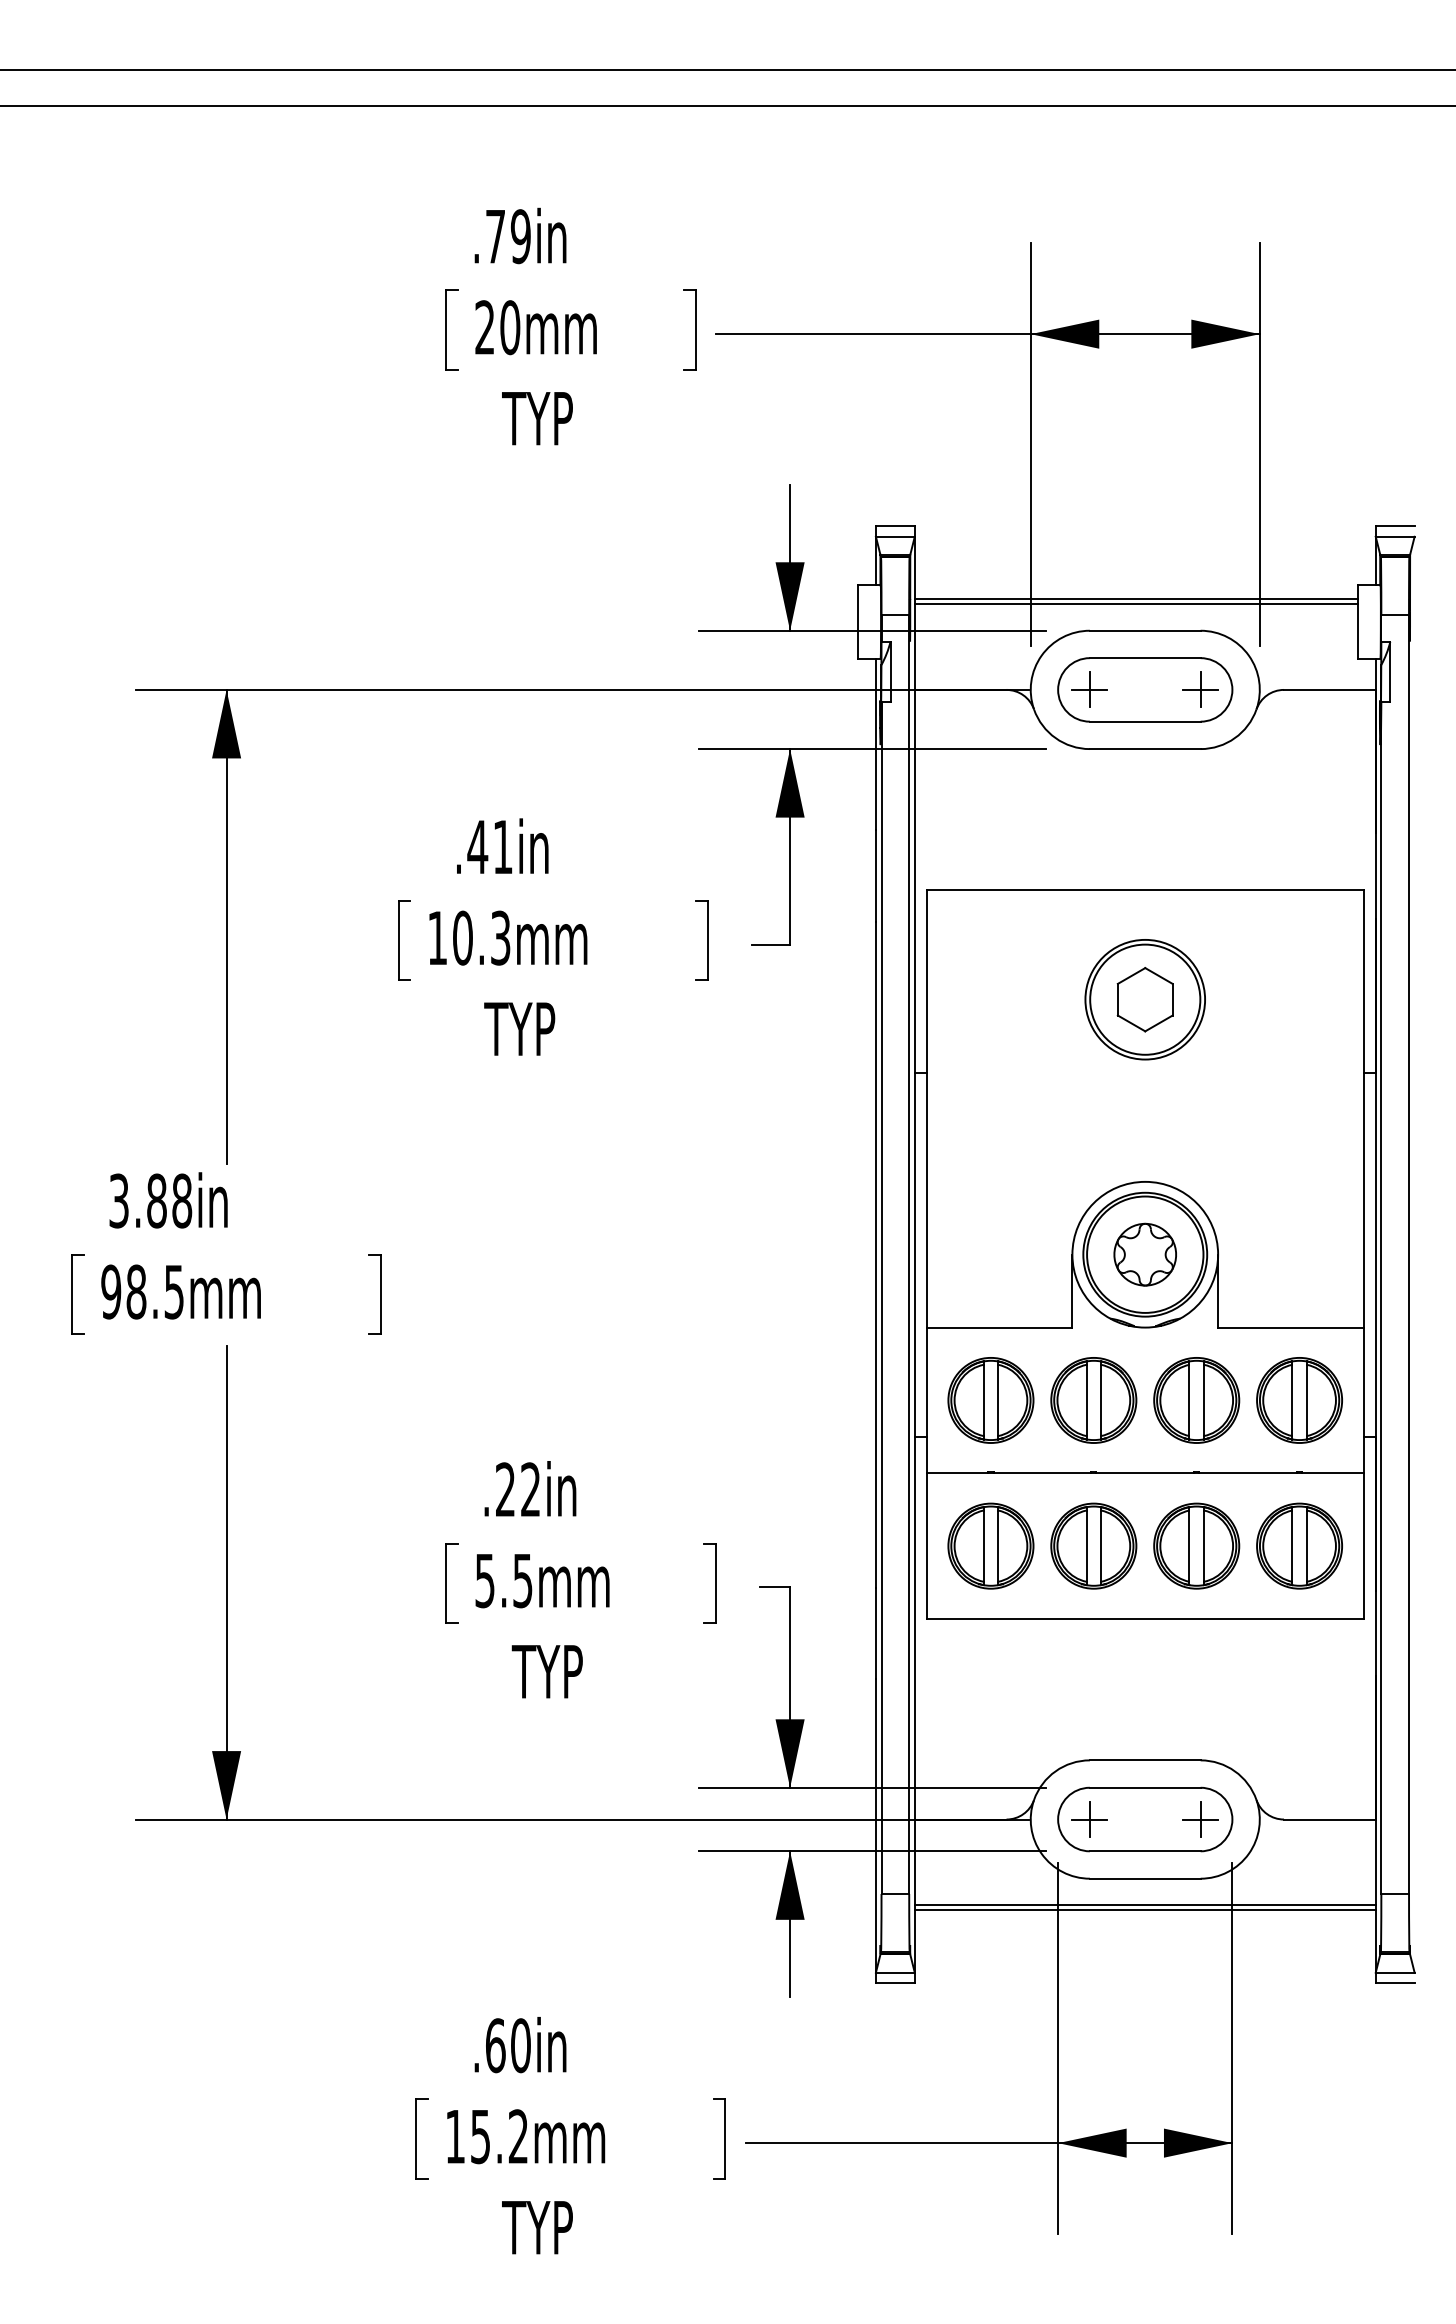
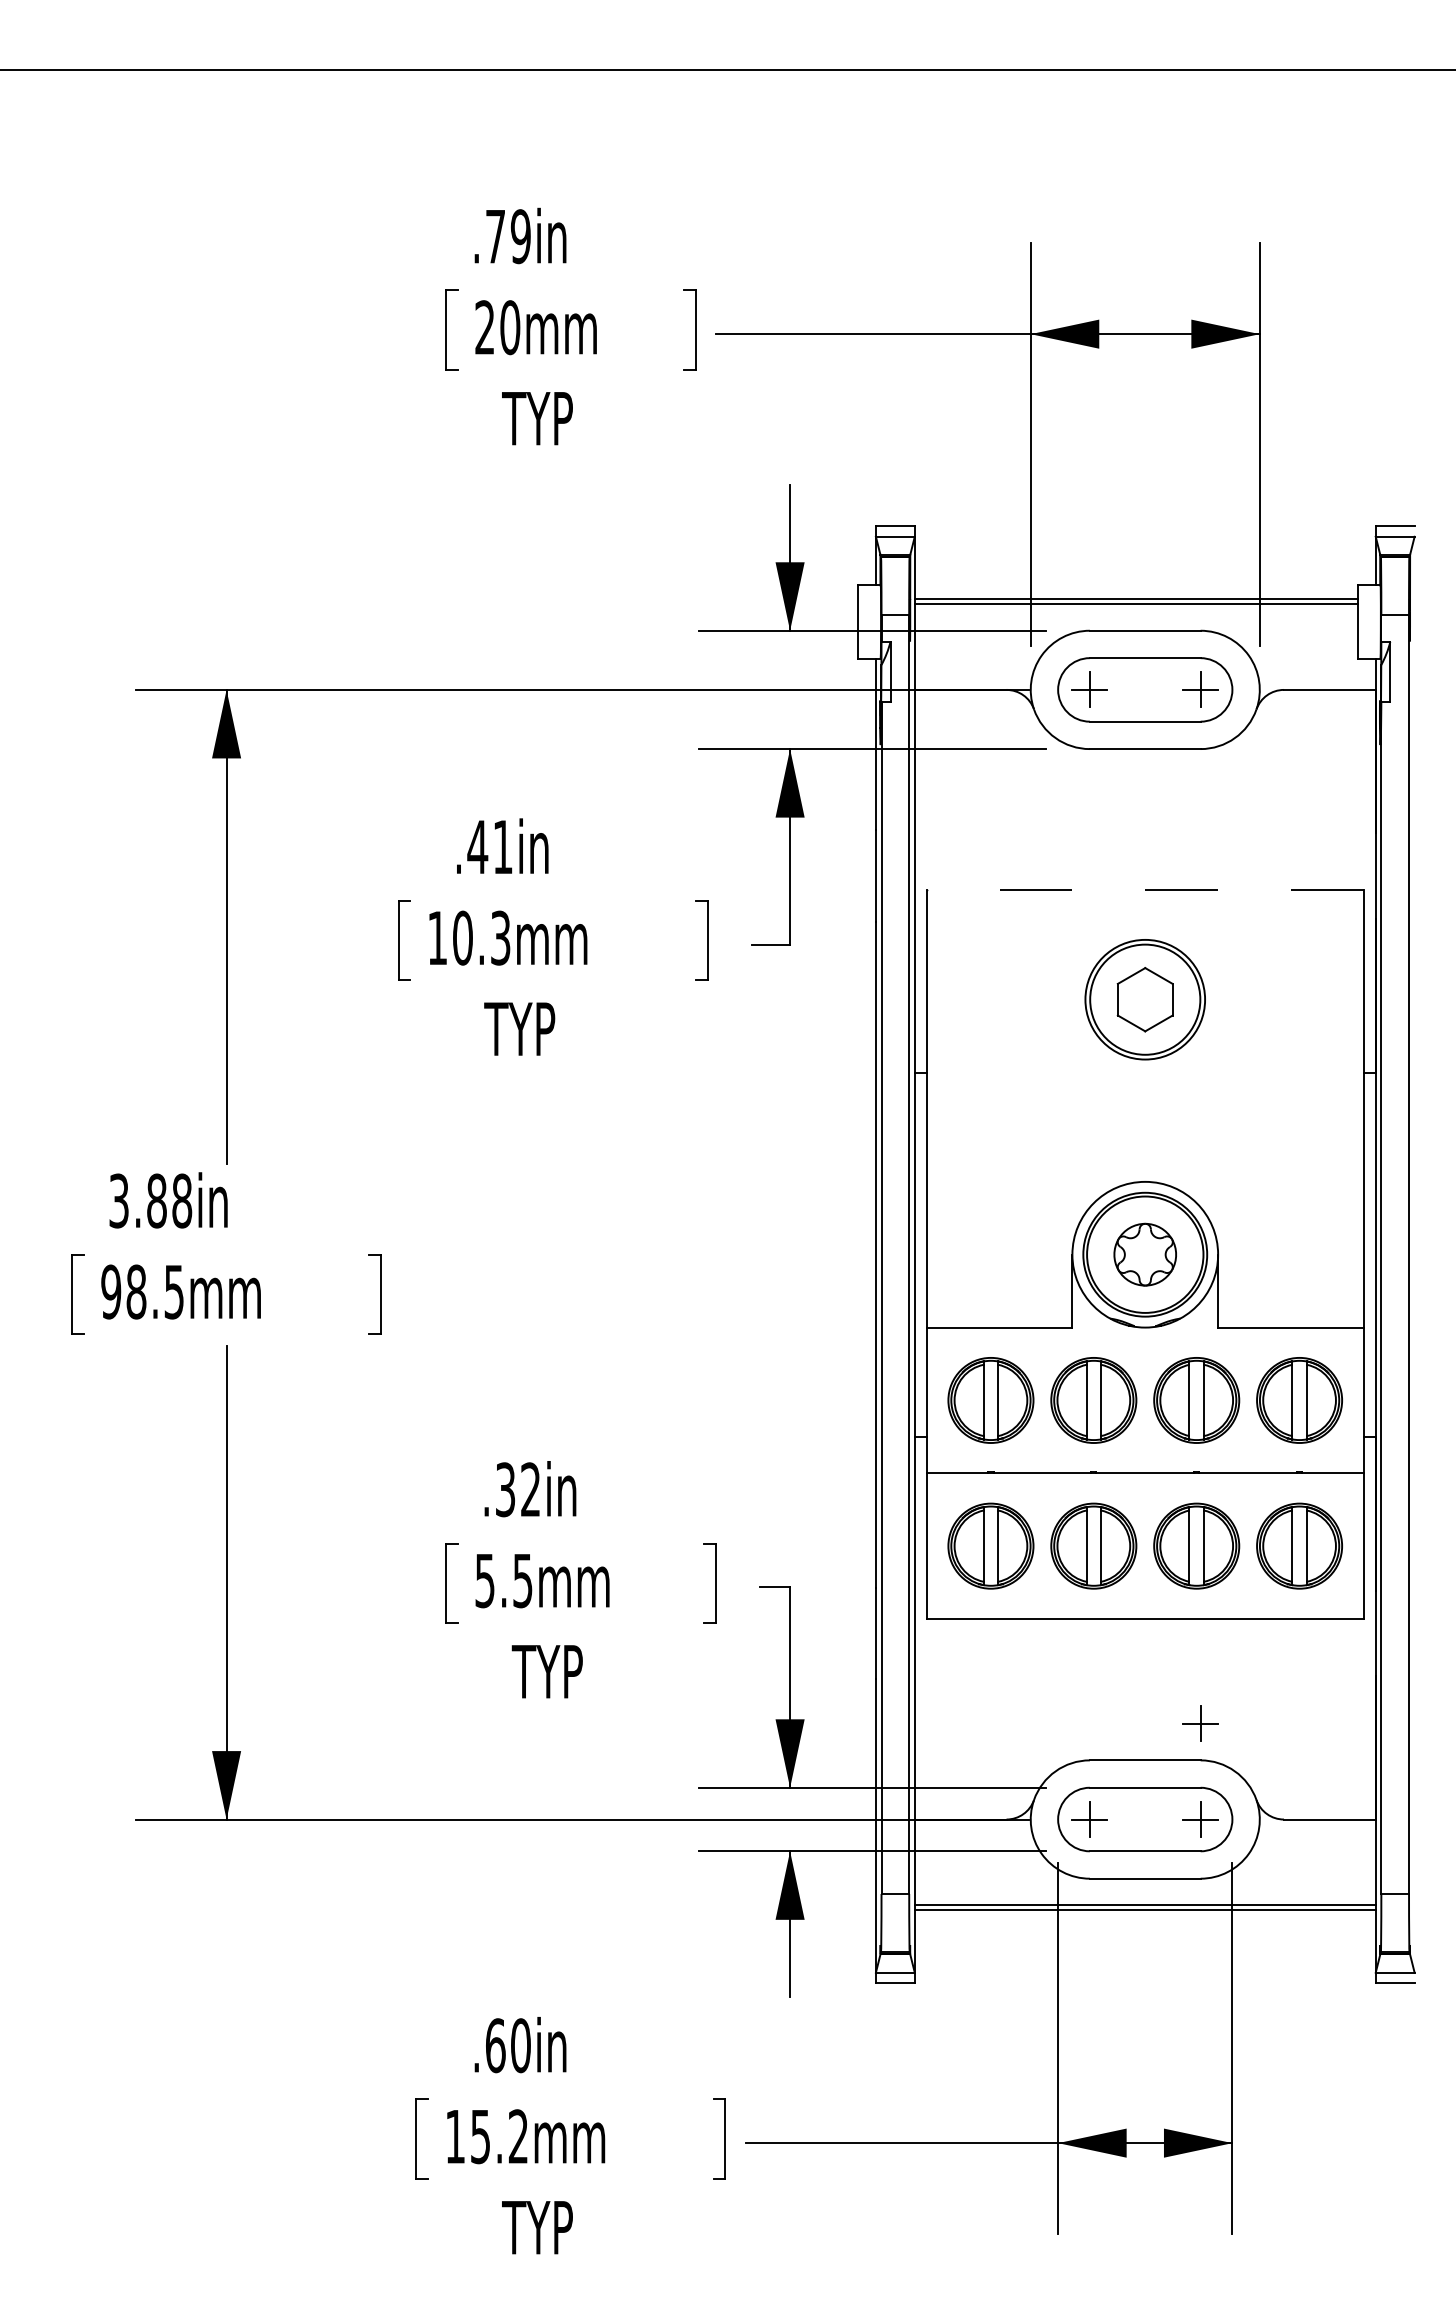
line: present -> none (727, 106)
line: solid -> dashed (1145, 890)
text: .22in -> .32in (505, 1489)
part: none -> present (1200, 1723)
